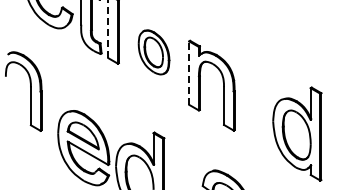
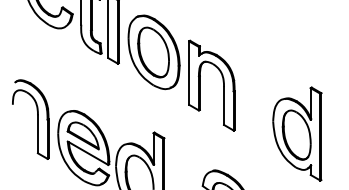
line: dashed -> solid (108, 29)
part size: 34x47 px -> 54x77 px (153, 52)
line: dashed -> solid (189, 73)
part position: (30, 91) -> (37, 119) (37, 119)
